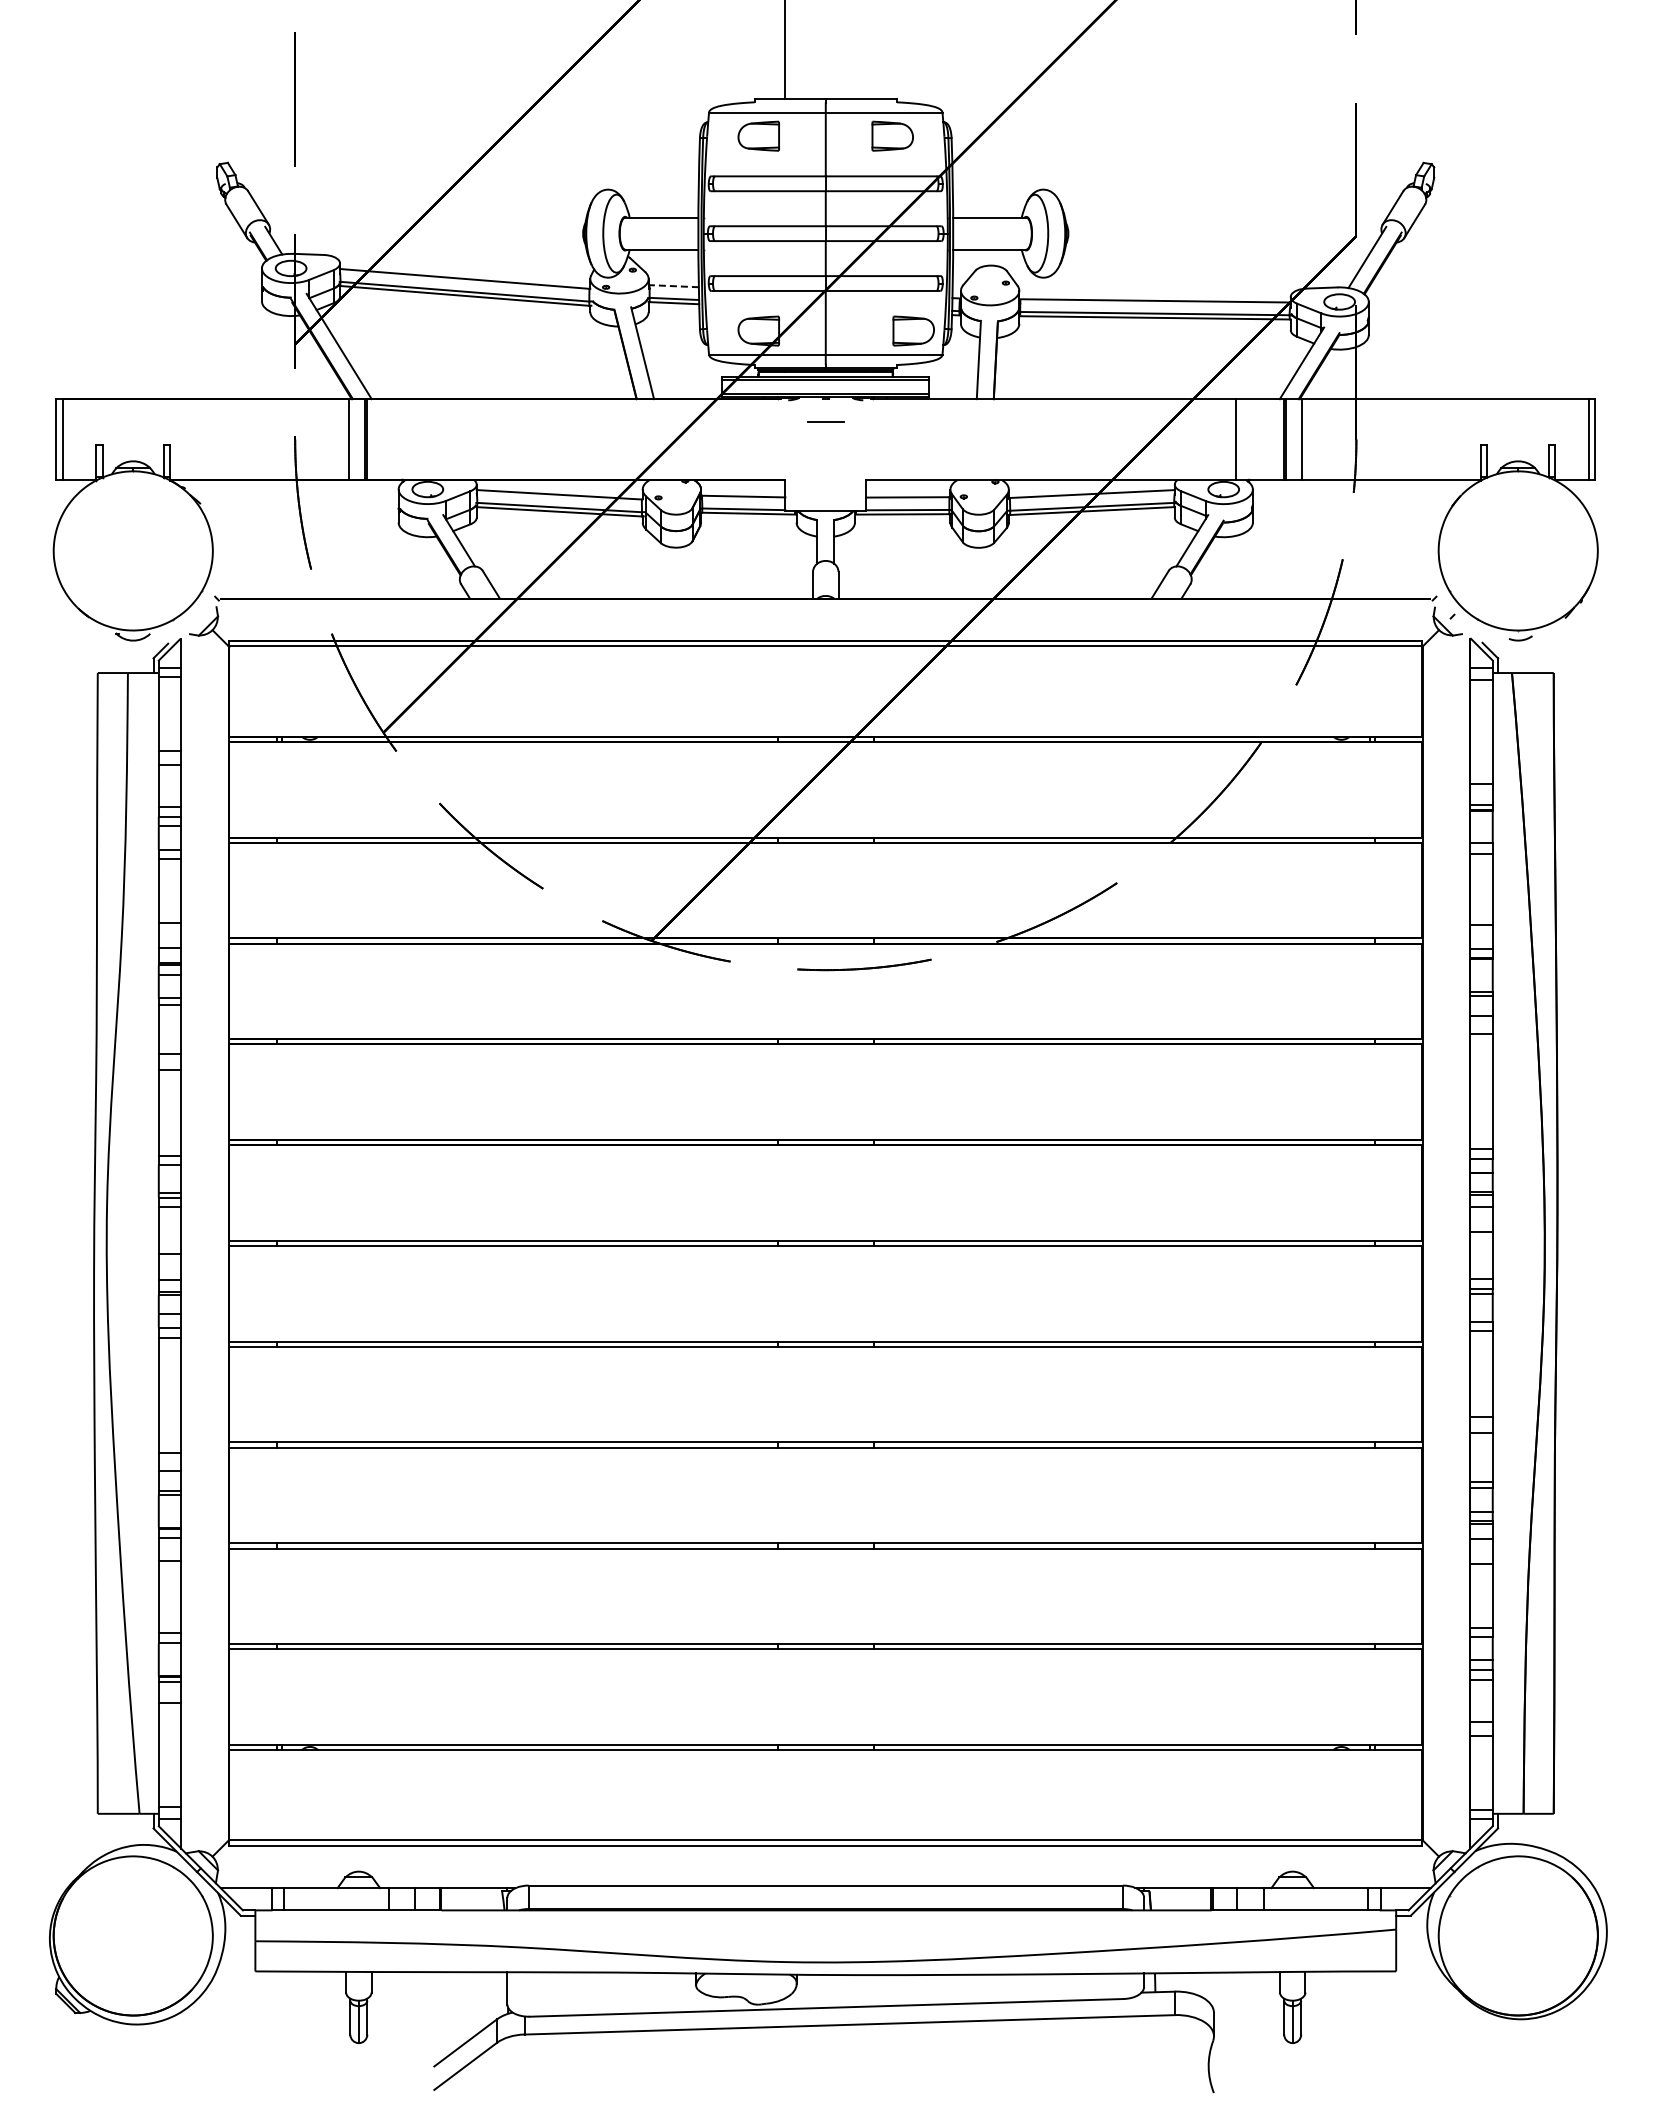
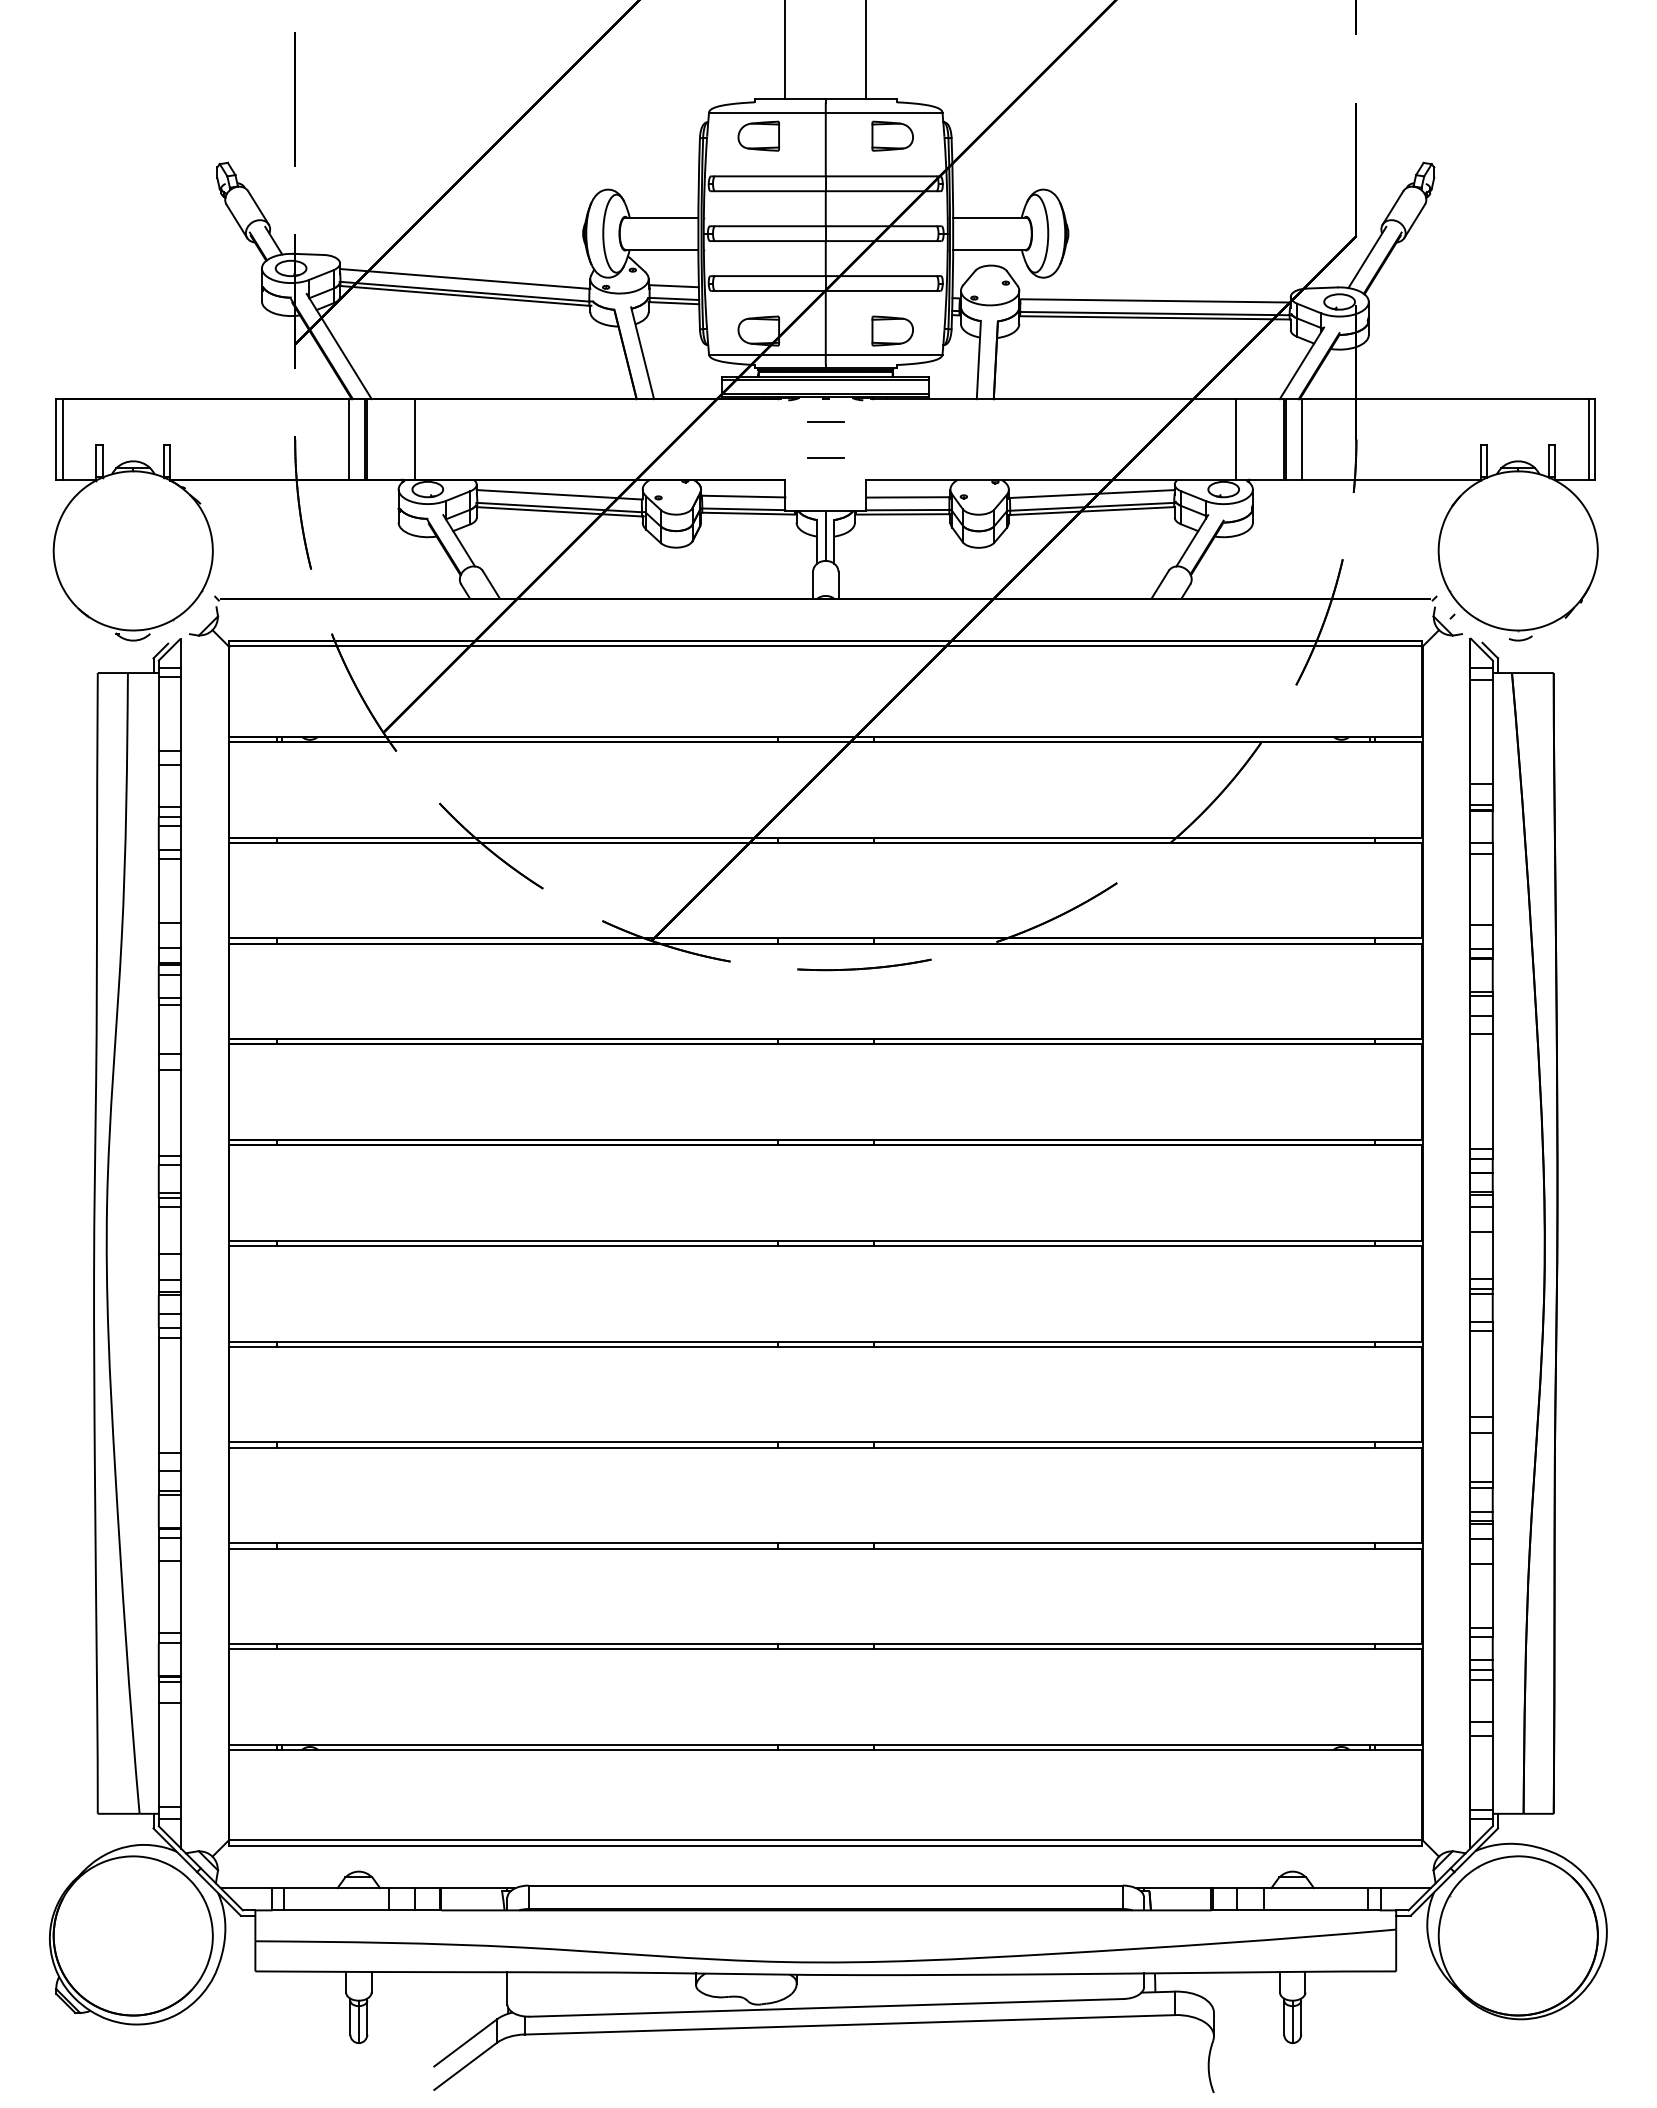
line: none -> present (866, 50)
line: dashed -> solid (674, 286)
part position: (913, 330) -> (892, 330) (892, 330)
line: none -> present (415, 439)
line: none -> present (825, 457)
line: none -> present (825, 536)
